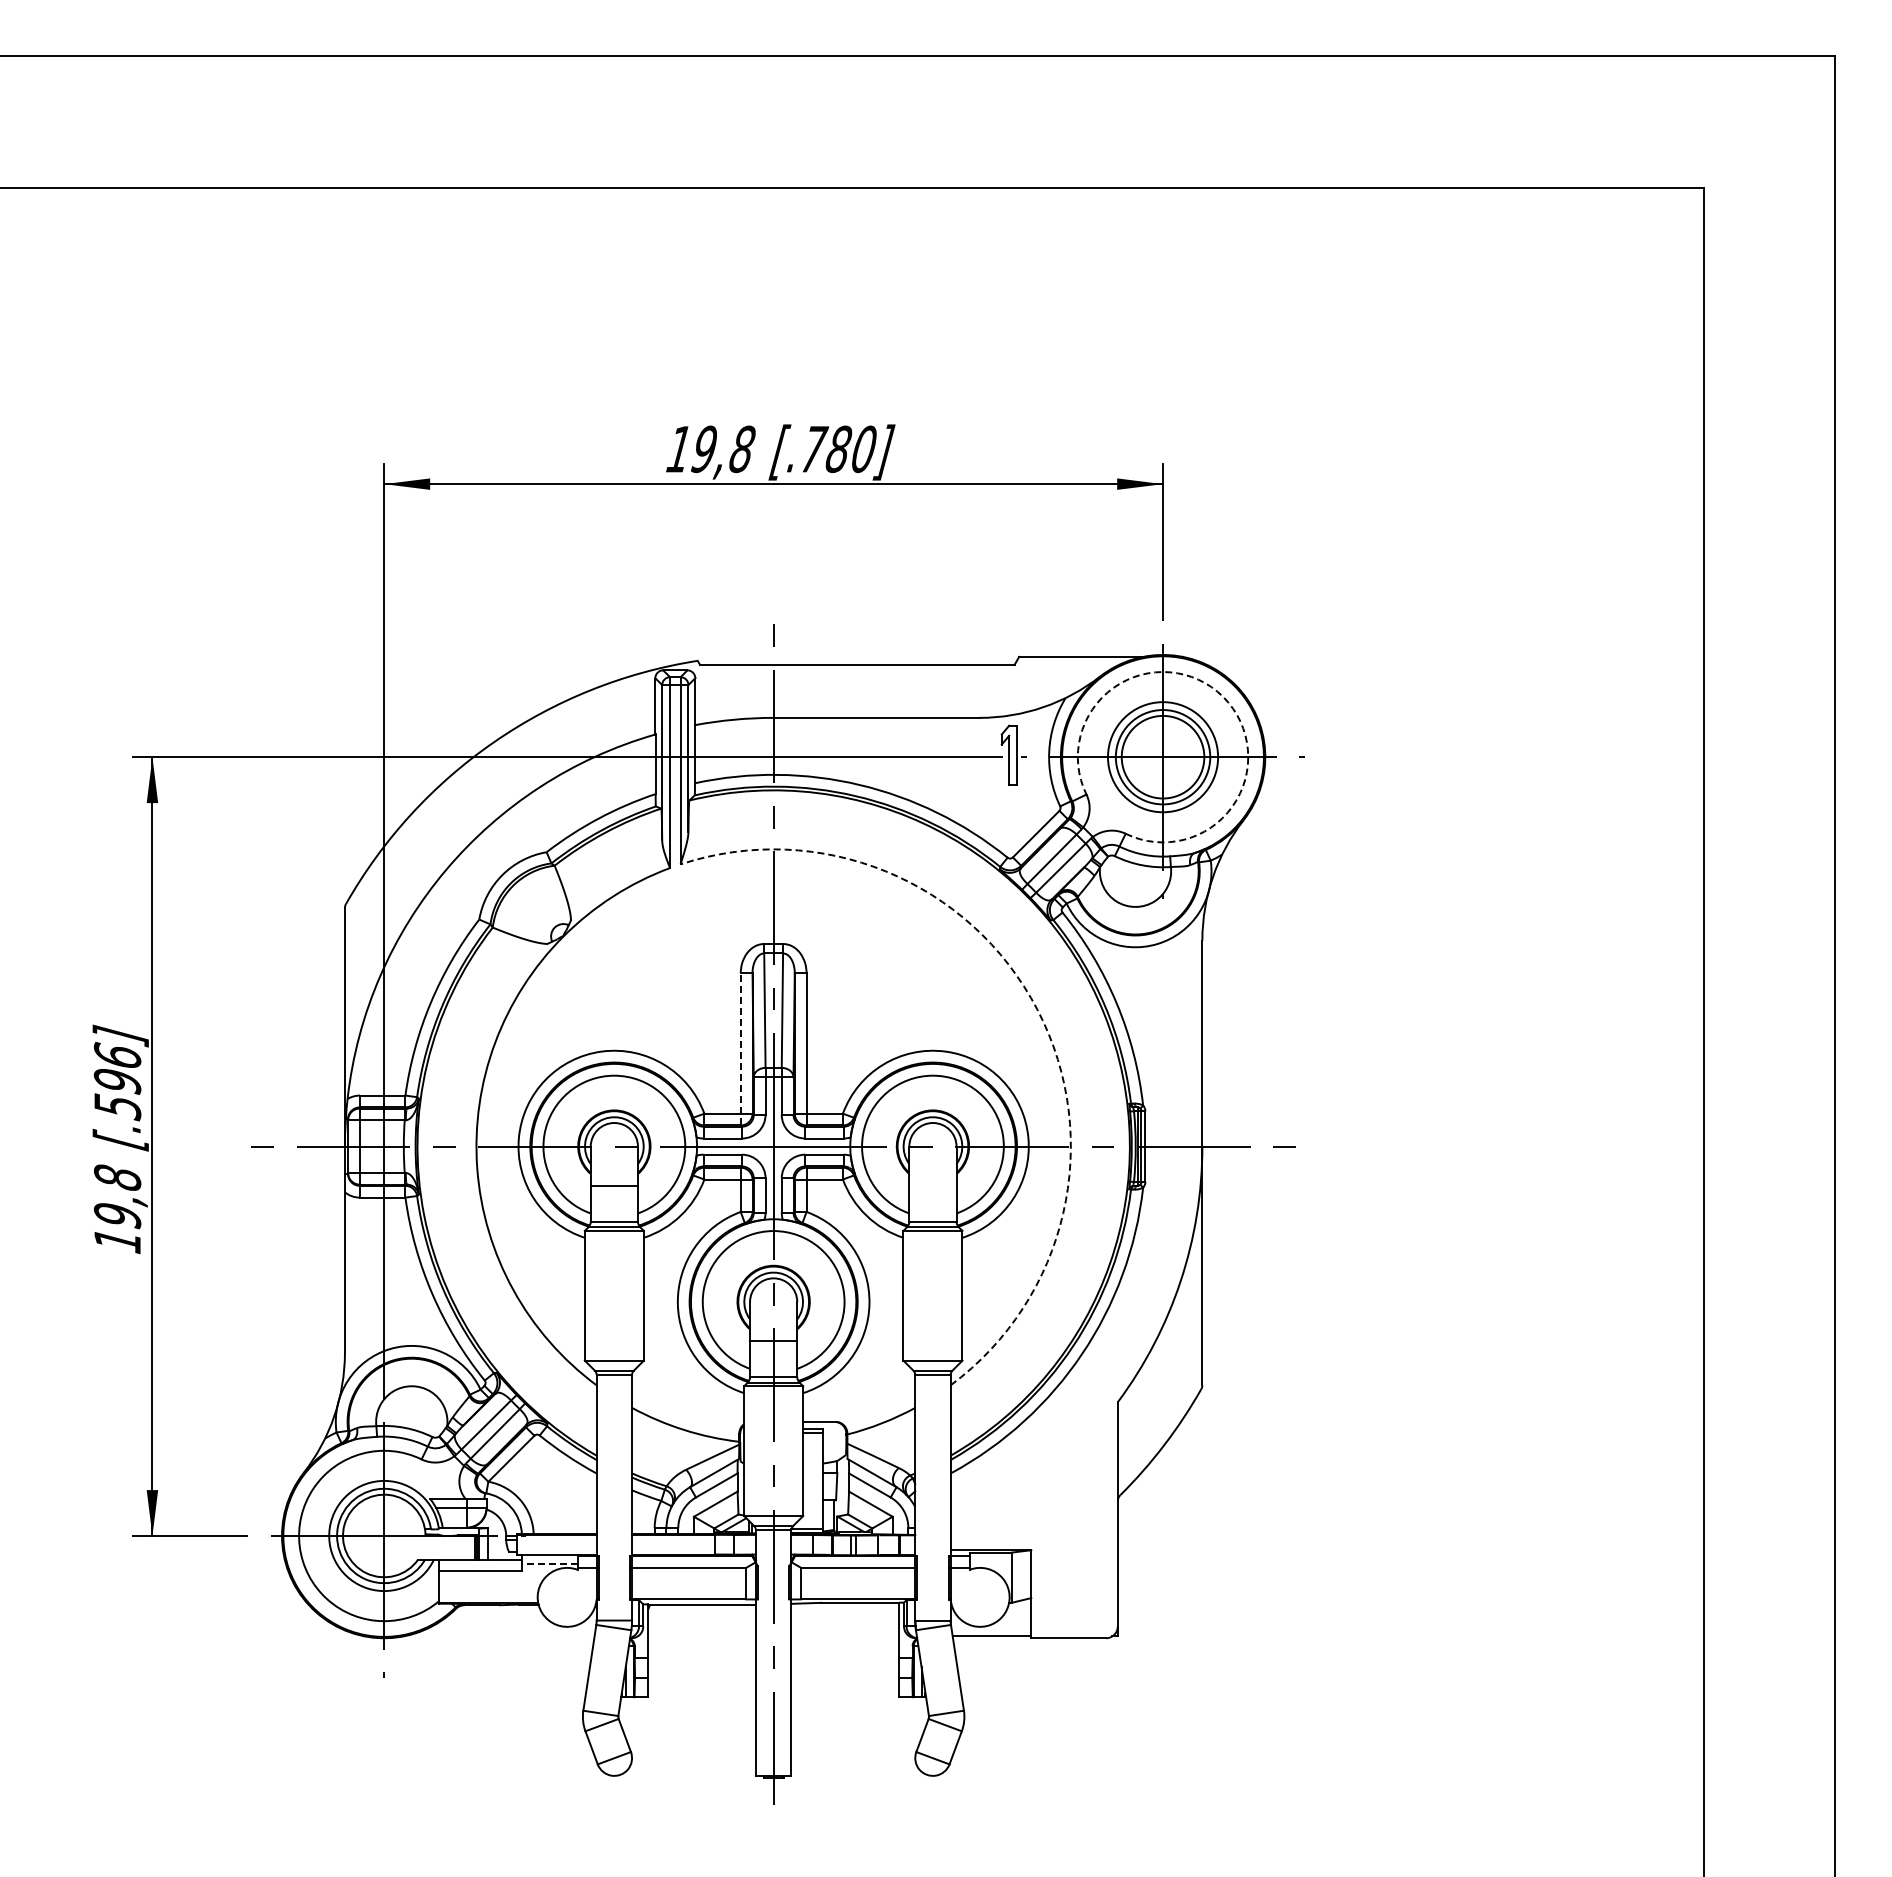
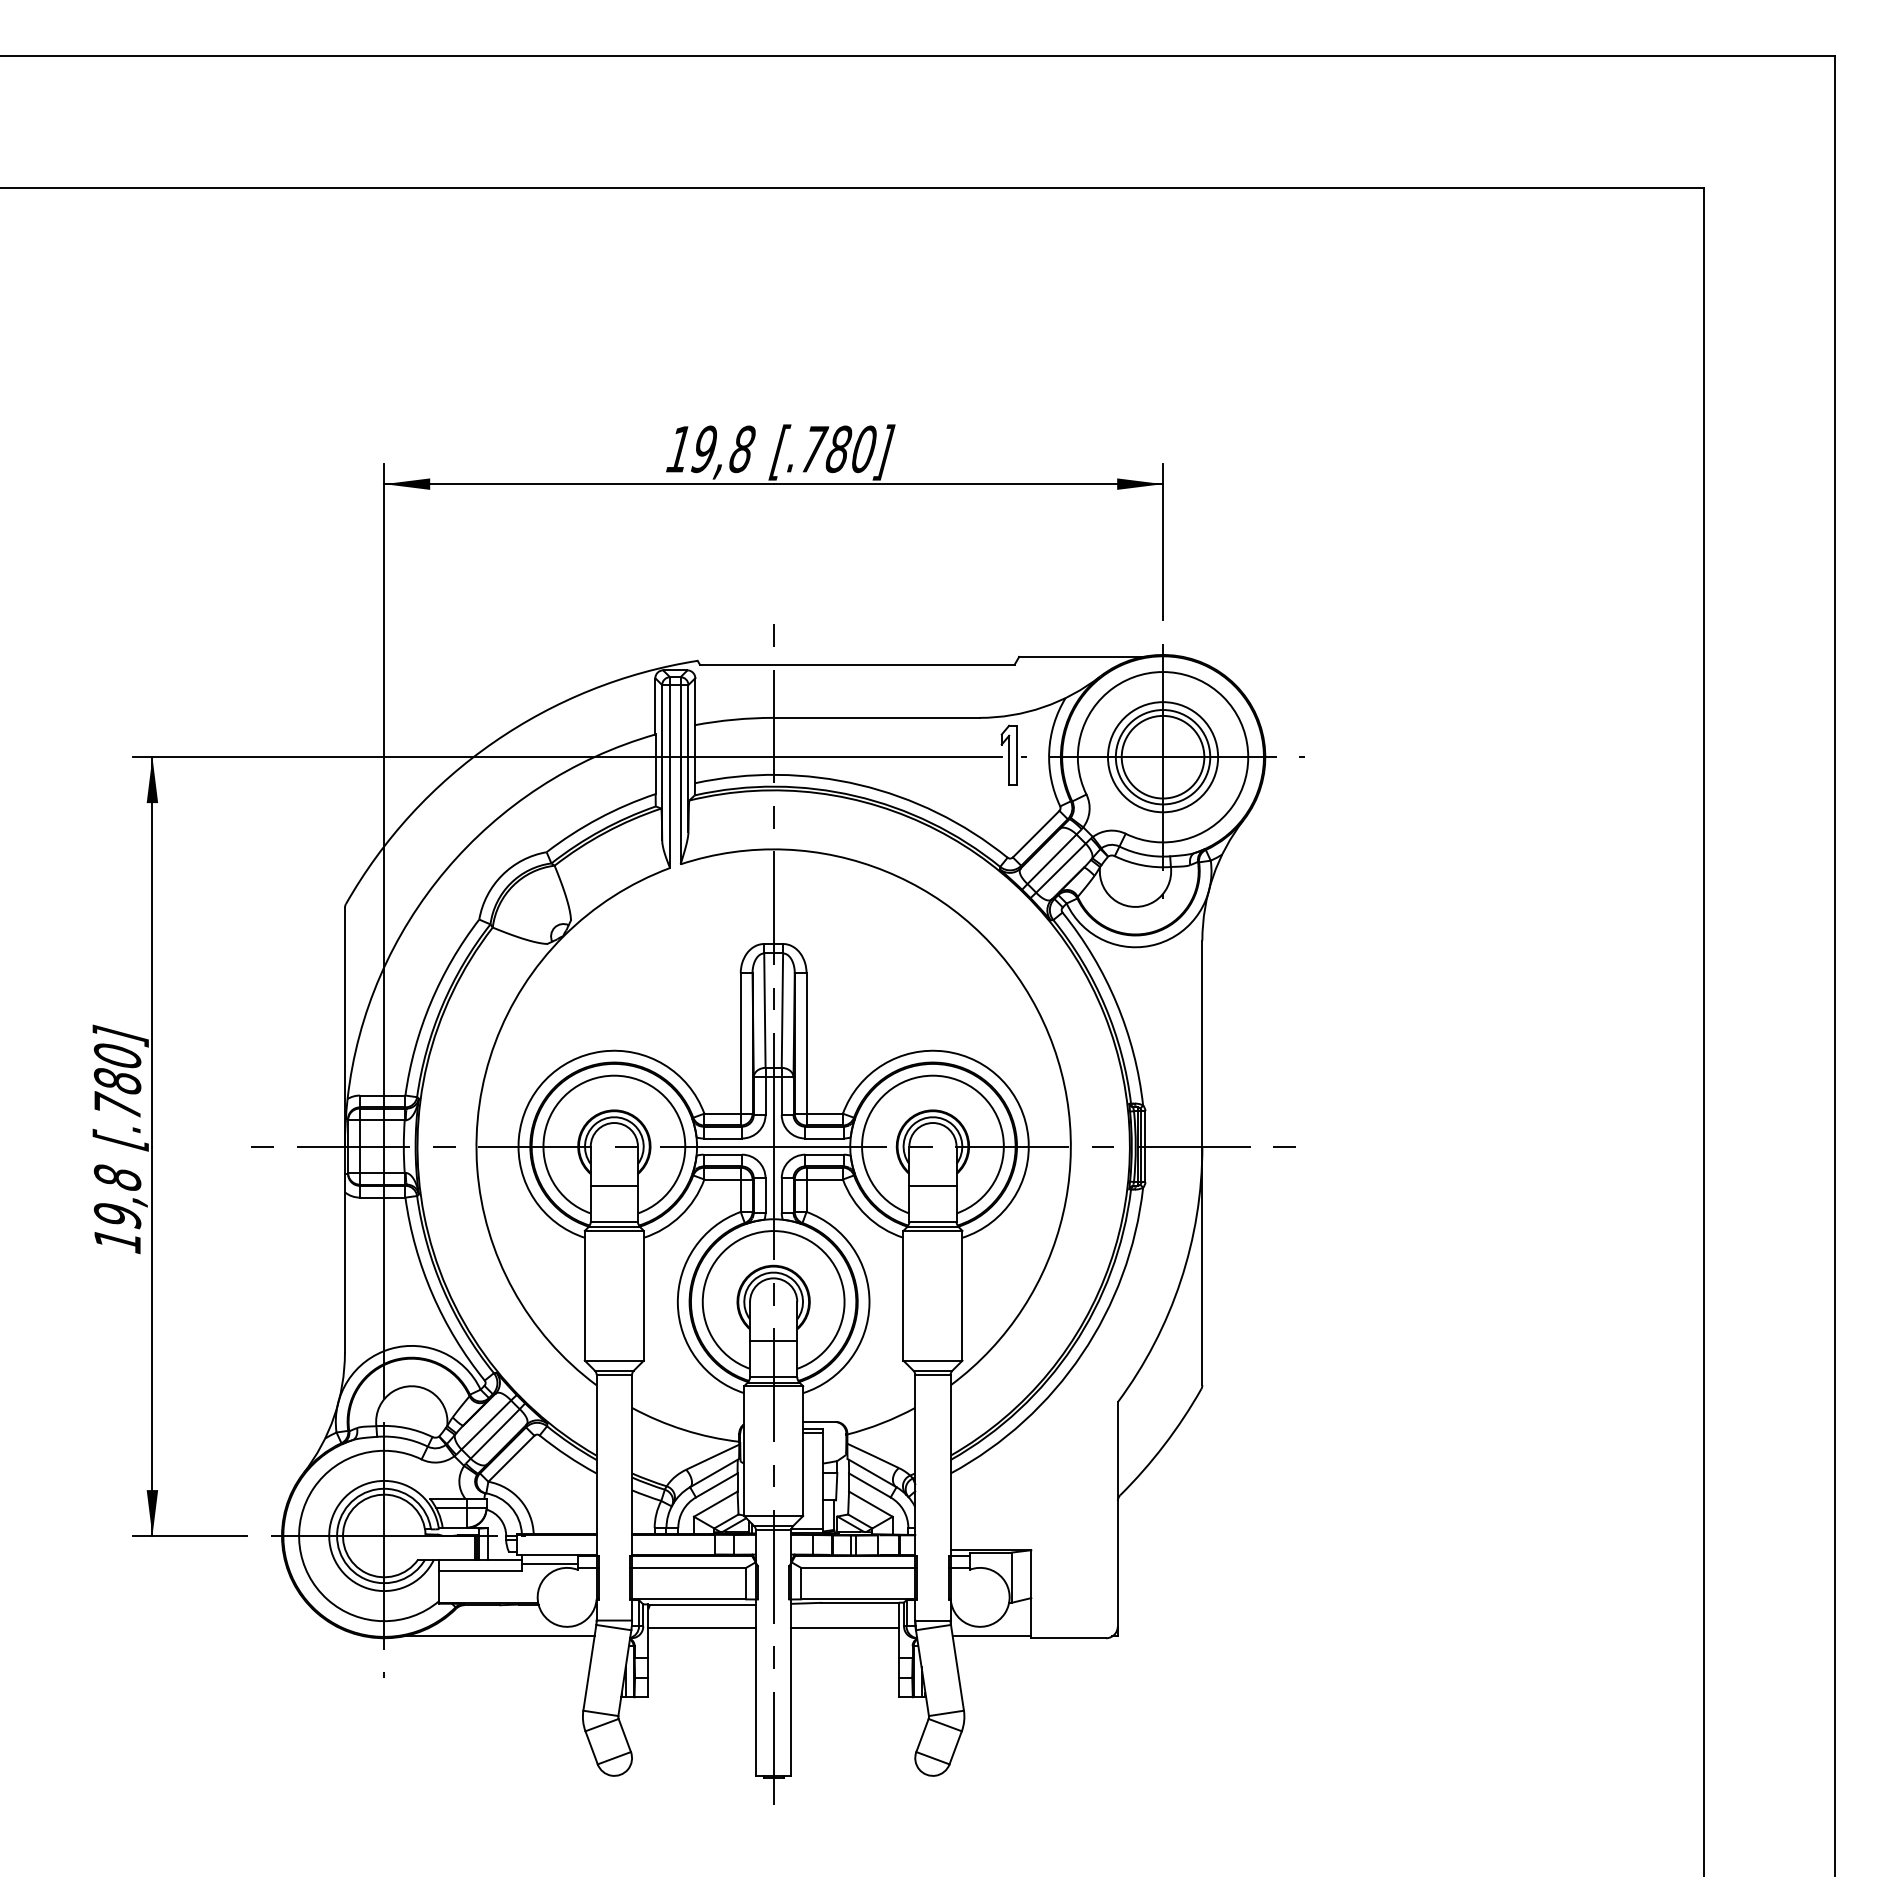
arc: dashed -> solid (1223, 696)
arc: dashed -> solid (1037, 1009)
line: dashed -> solid (740, 1048)
text: [.596] -> [.780] (117, 1081)
line: none -> present (932, 1185)
line: dashed -> solid (549, 1563)
line: none -> present (701, 1628)
line: none -> present (844, 1628)
line: none -> present (498, 1636)
